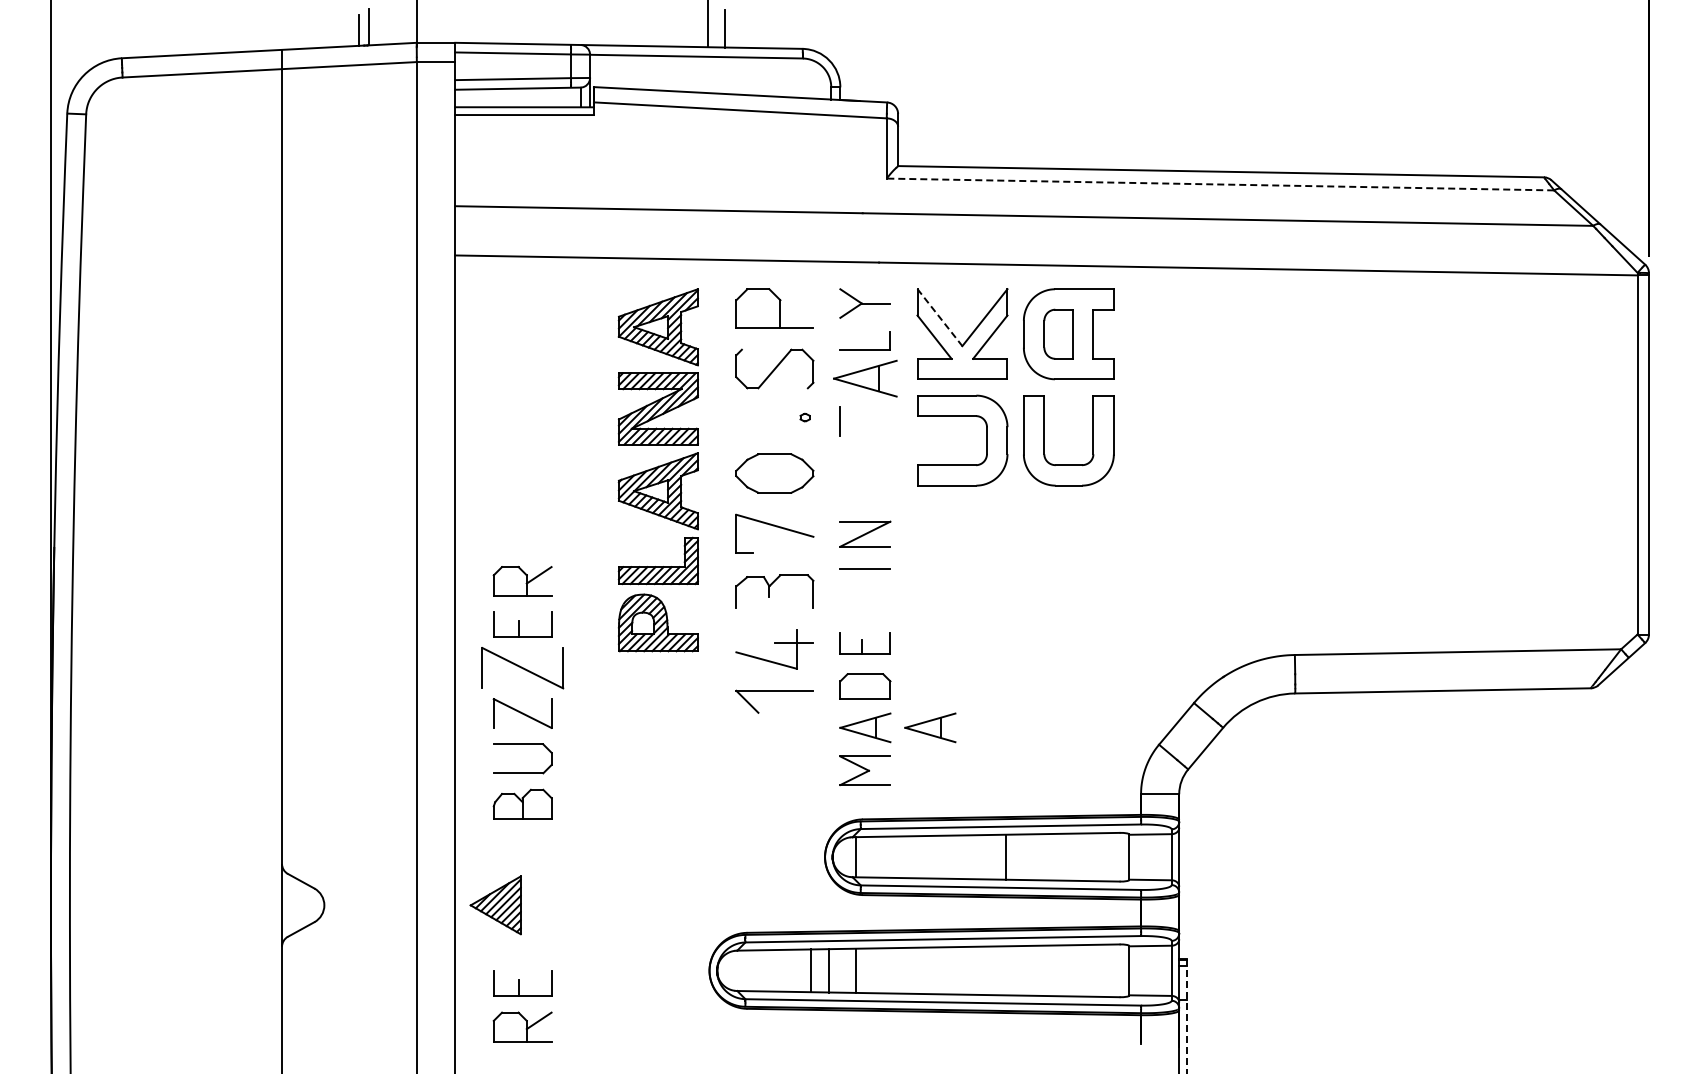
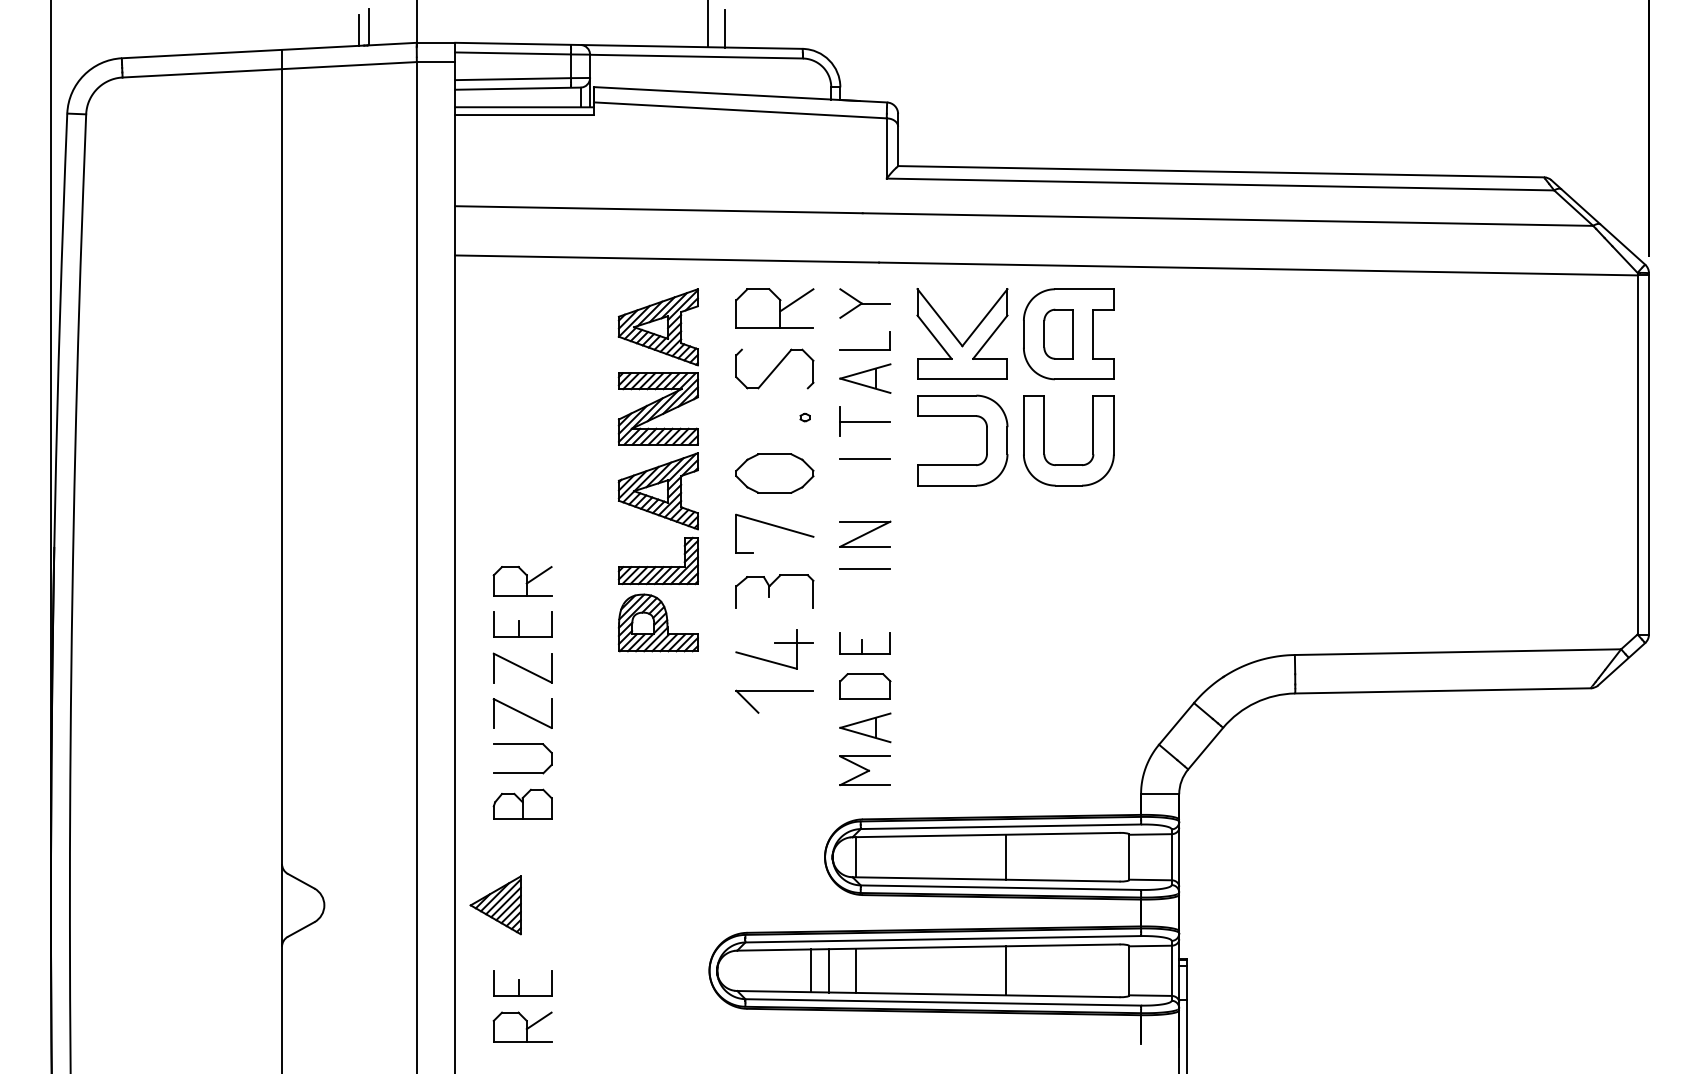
line: dashed -> solid (1220, 184)
line: none -> present (796, 300)
line: dashed -> solid (940, 318)
part size: 65x39 px -> 53x31 px (865, 378)
line: none -> present (865, 421)
line: none -> present (865, 458)
part size: 84x43 px -> 61x32 px (522, 667)
part: present -> none (930, 727)
line: none -> present (1005, 970)
line: dashed -> solid (1186, 1016)
